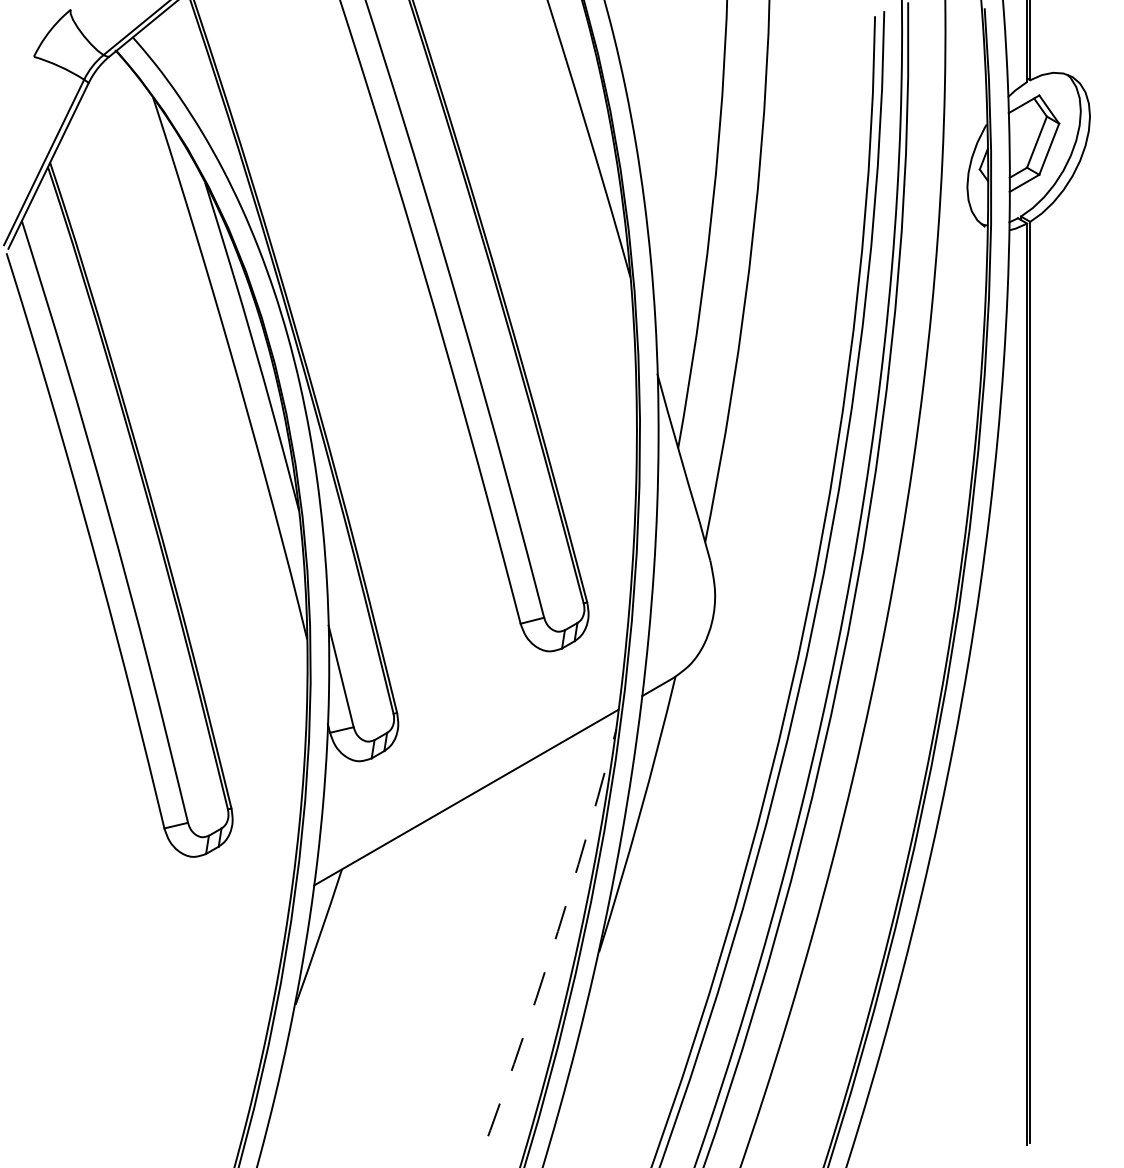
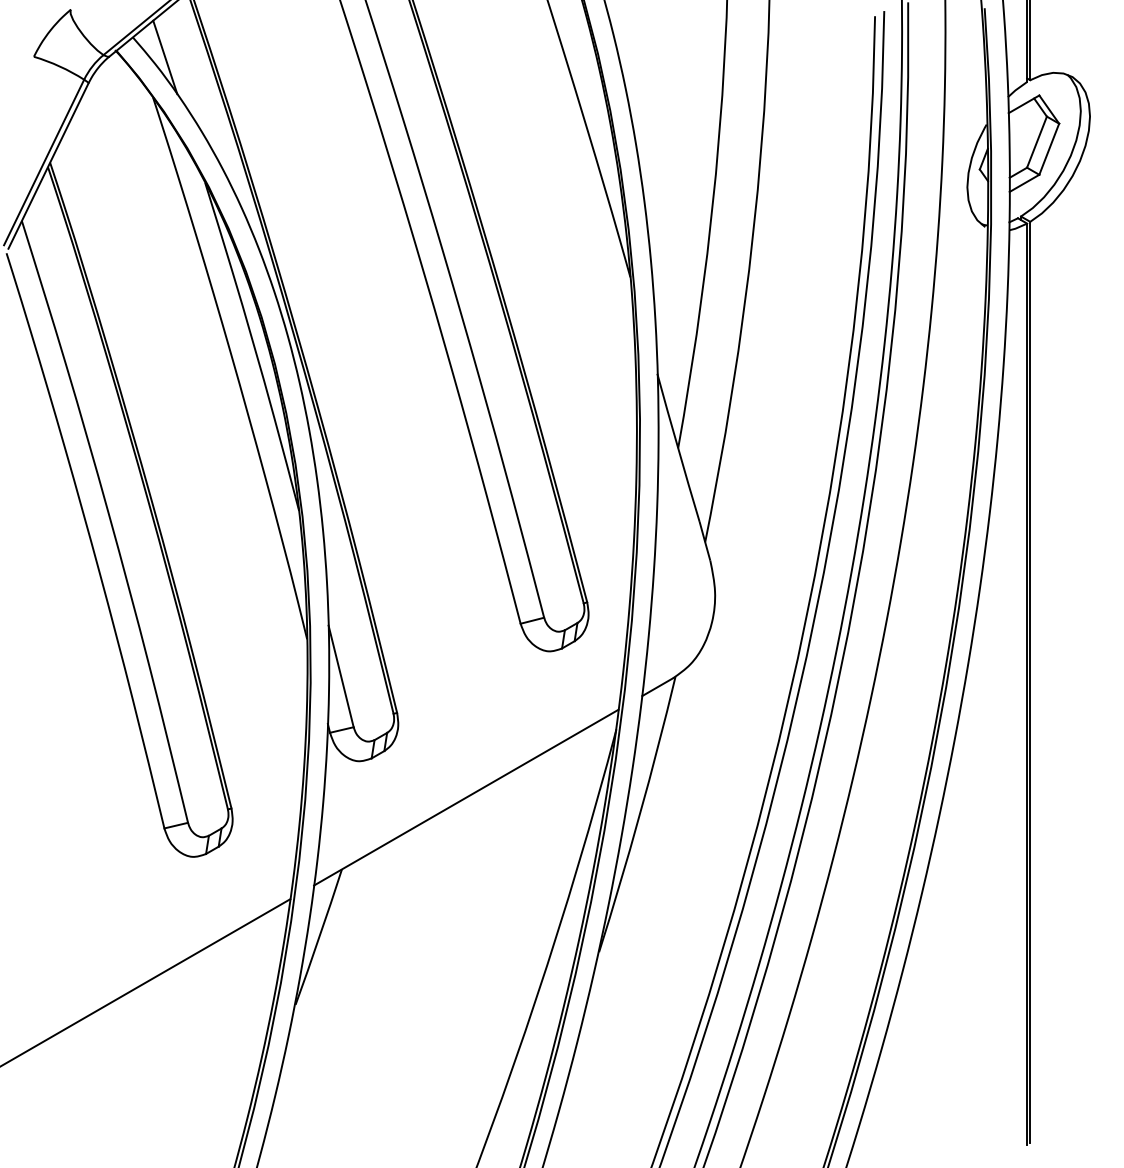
line: none -> present (165, 57)
arc: dashed -> solid (551, 950)
line: none -> present (146, 982)
